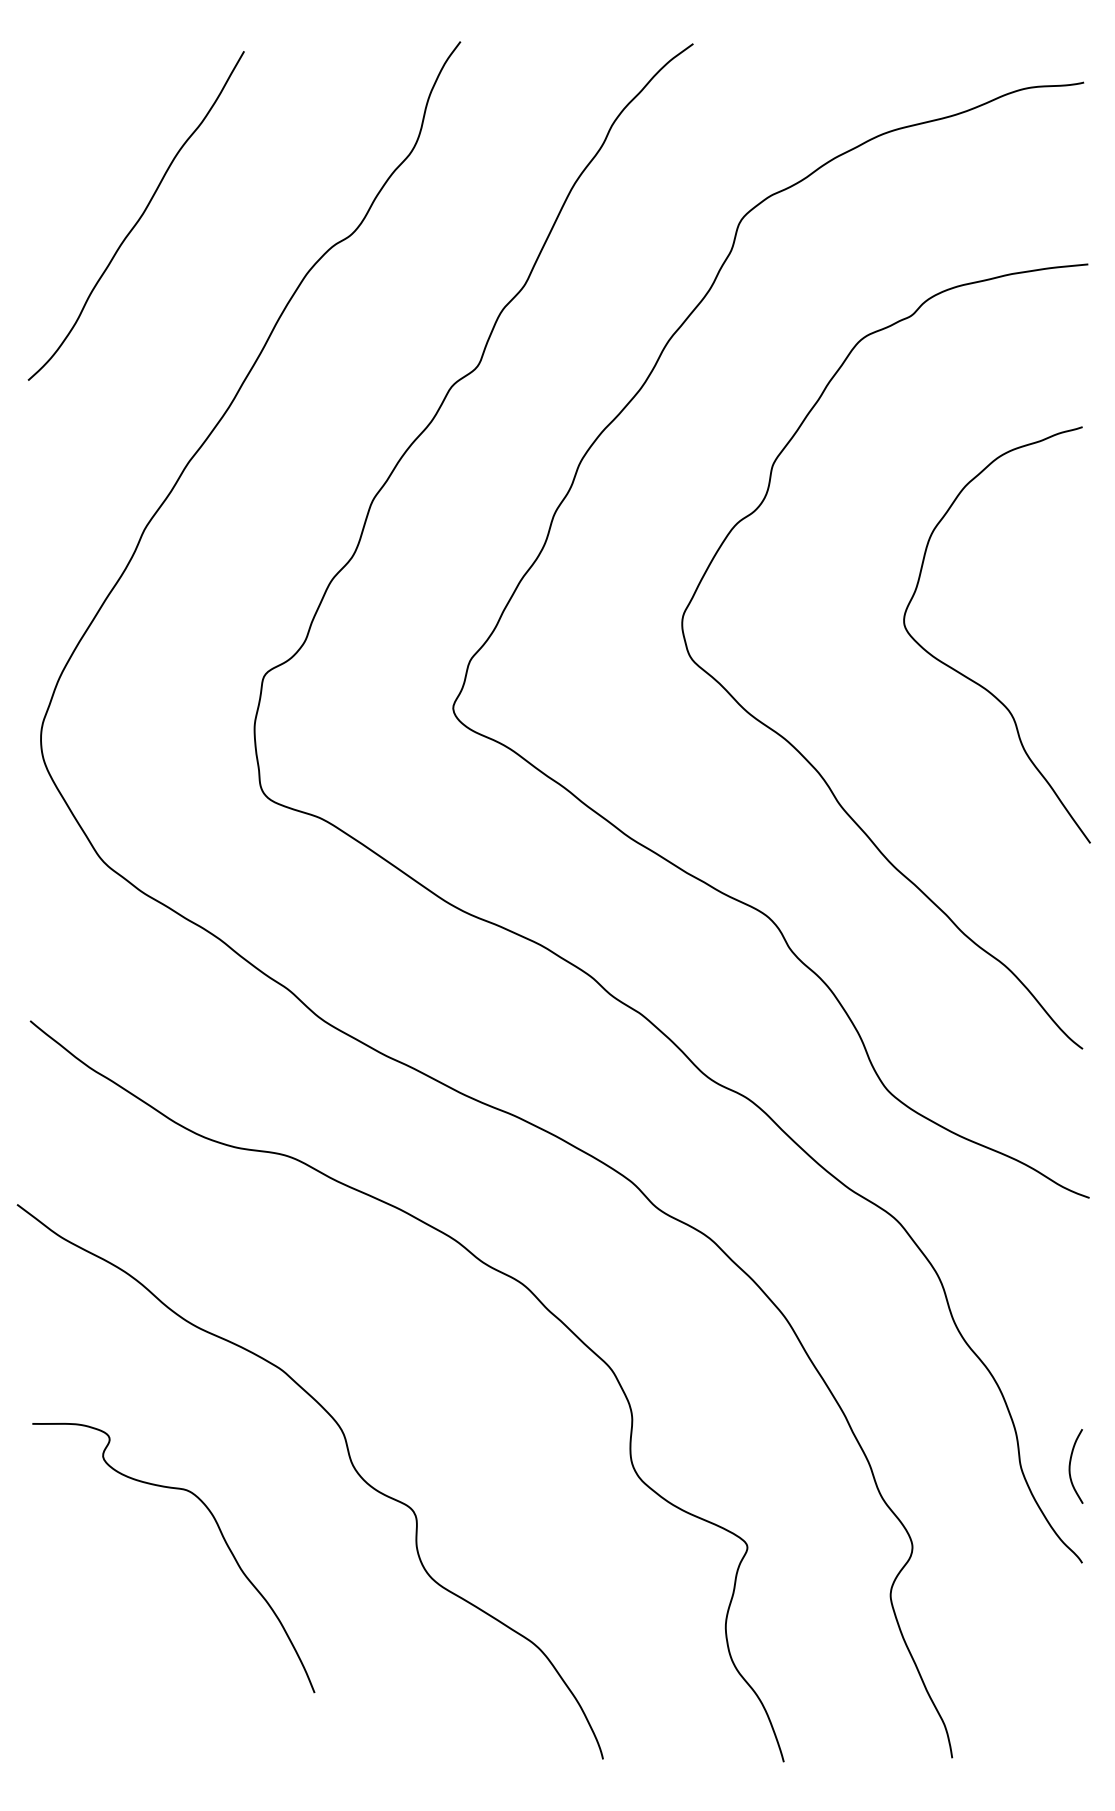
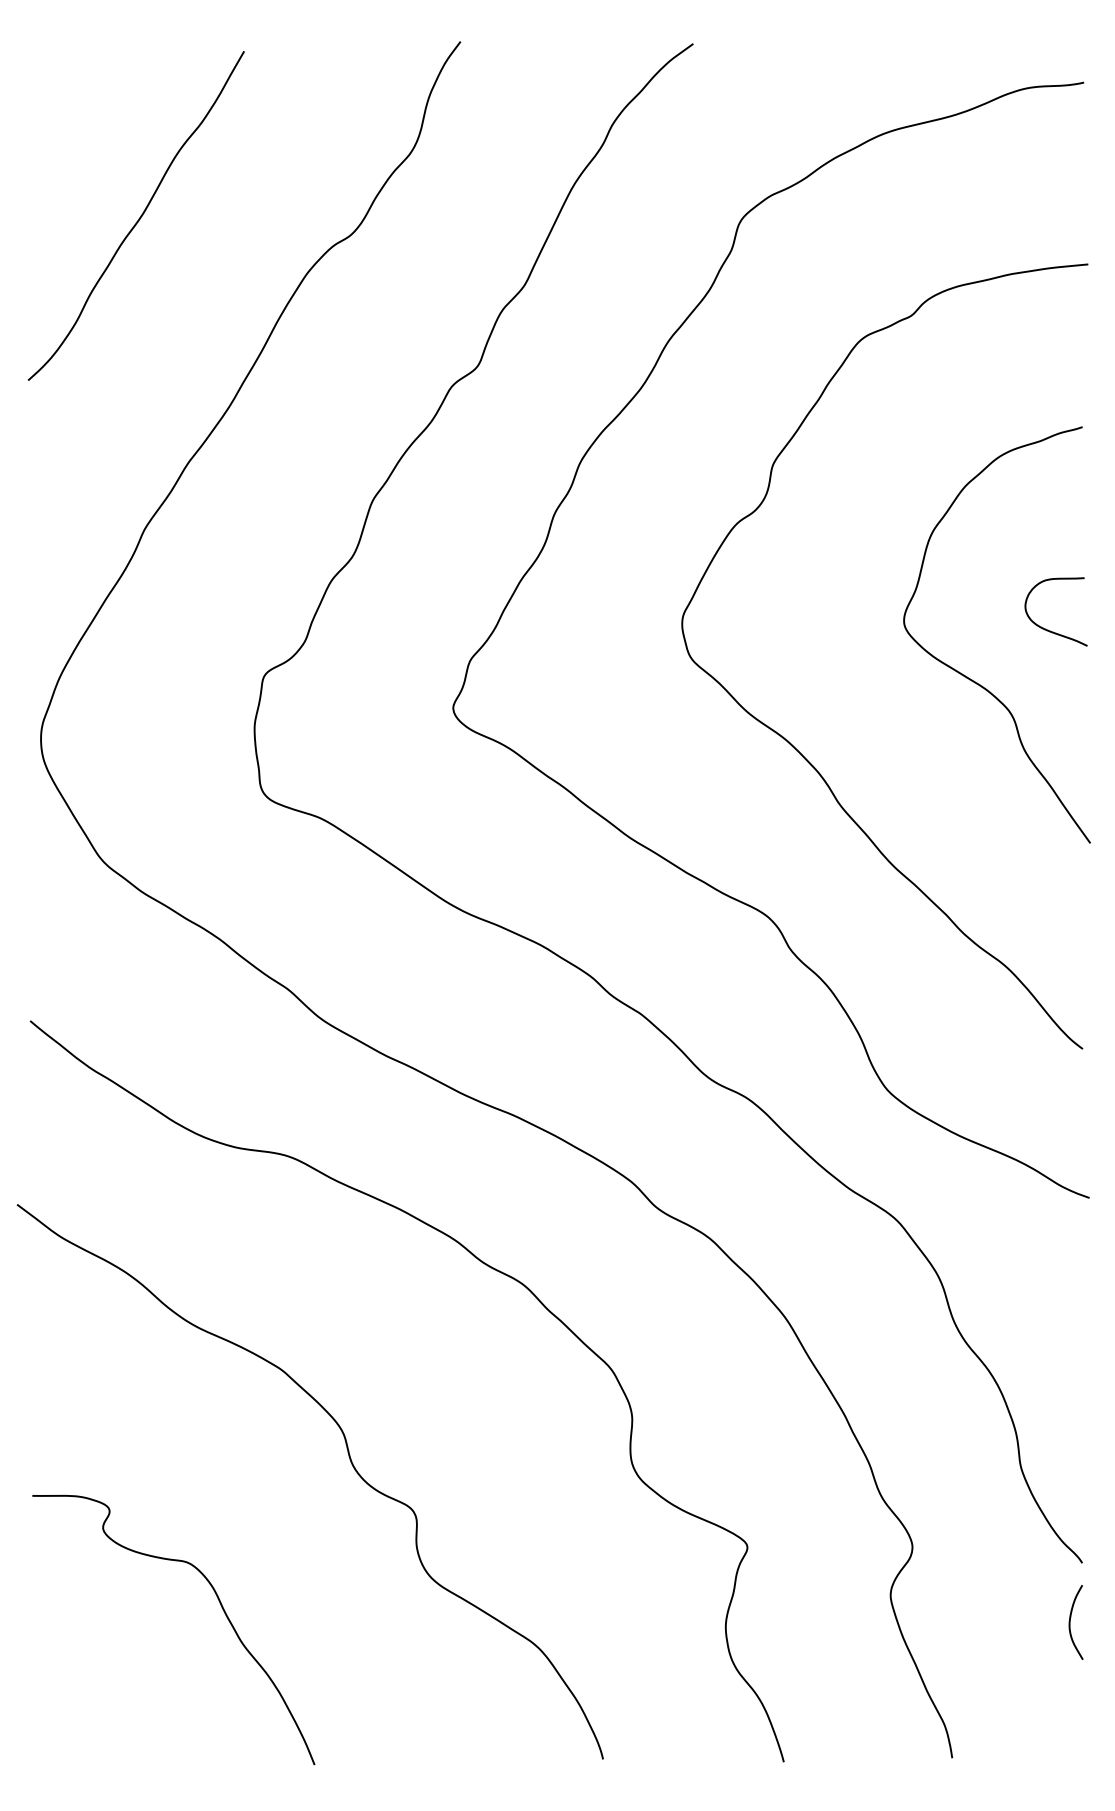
curve: none -> present (1048, 629)
curve position: (1070, 1466) -> (1070, 1622) (1070, 1622)
curve position: (220, 1533) -> (220, 1605) (220, 1605)
